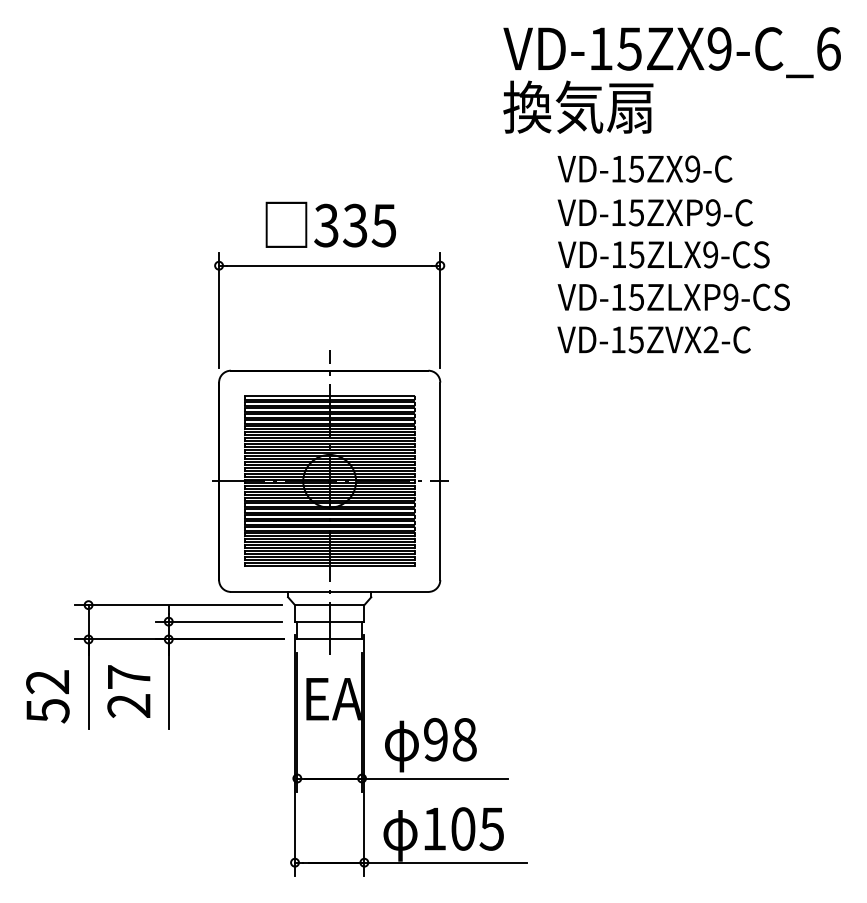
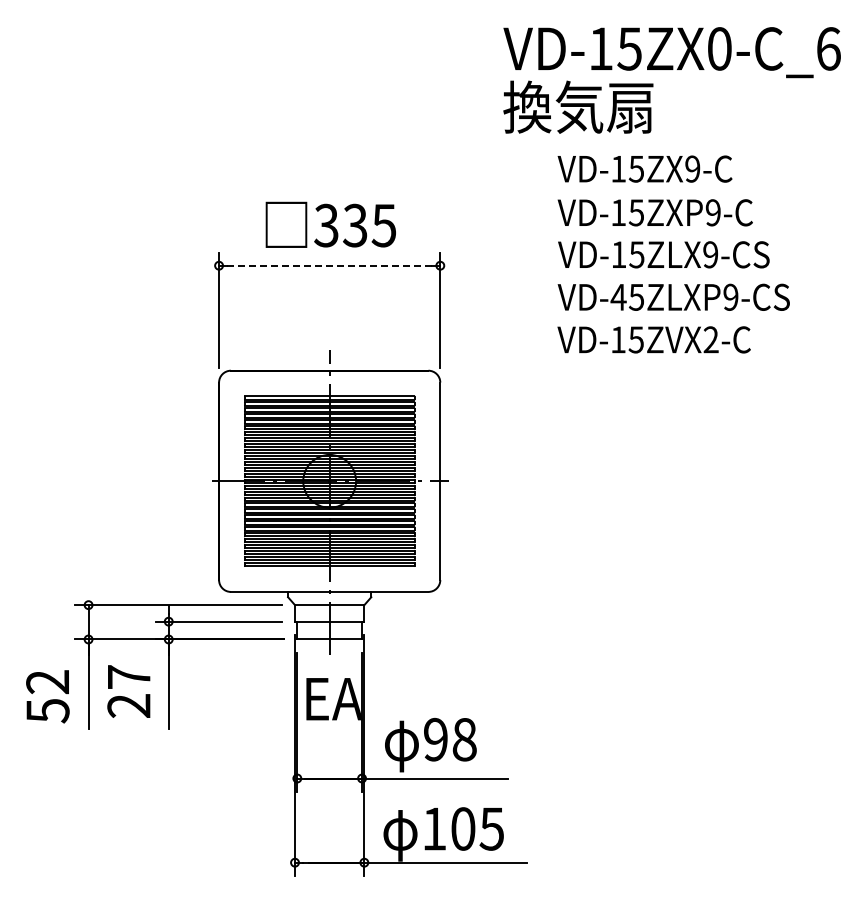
text: VD-15ZX9-C_6 -> VD-15ZX0-C_6 (719, 48)
line: solid -> dashed (329, 265)
text: VD-15ZLXP9-CS -> VD-45ZLXP9-CS (618, 297)
